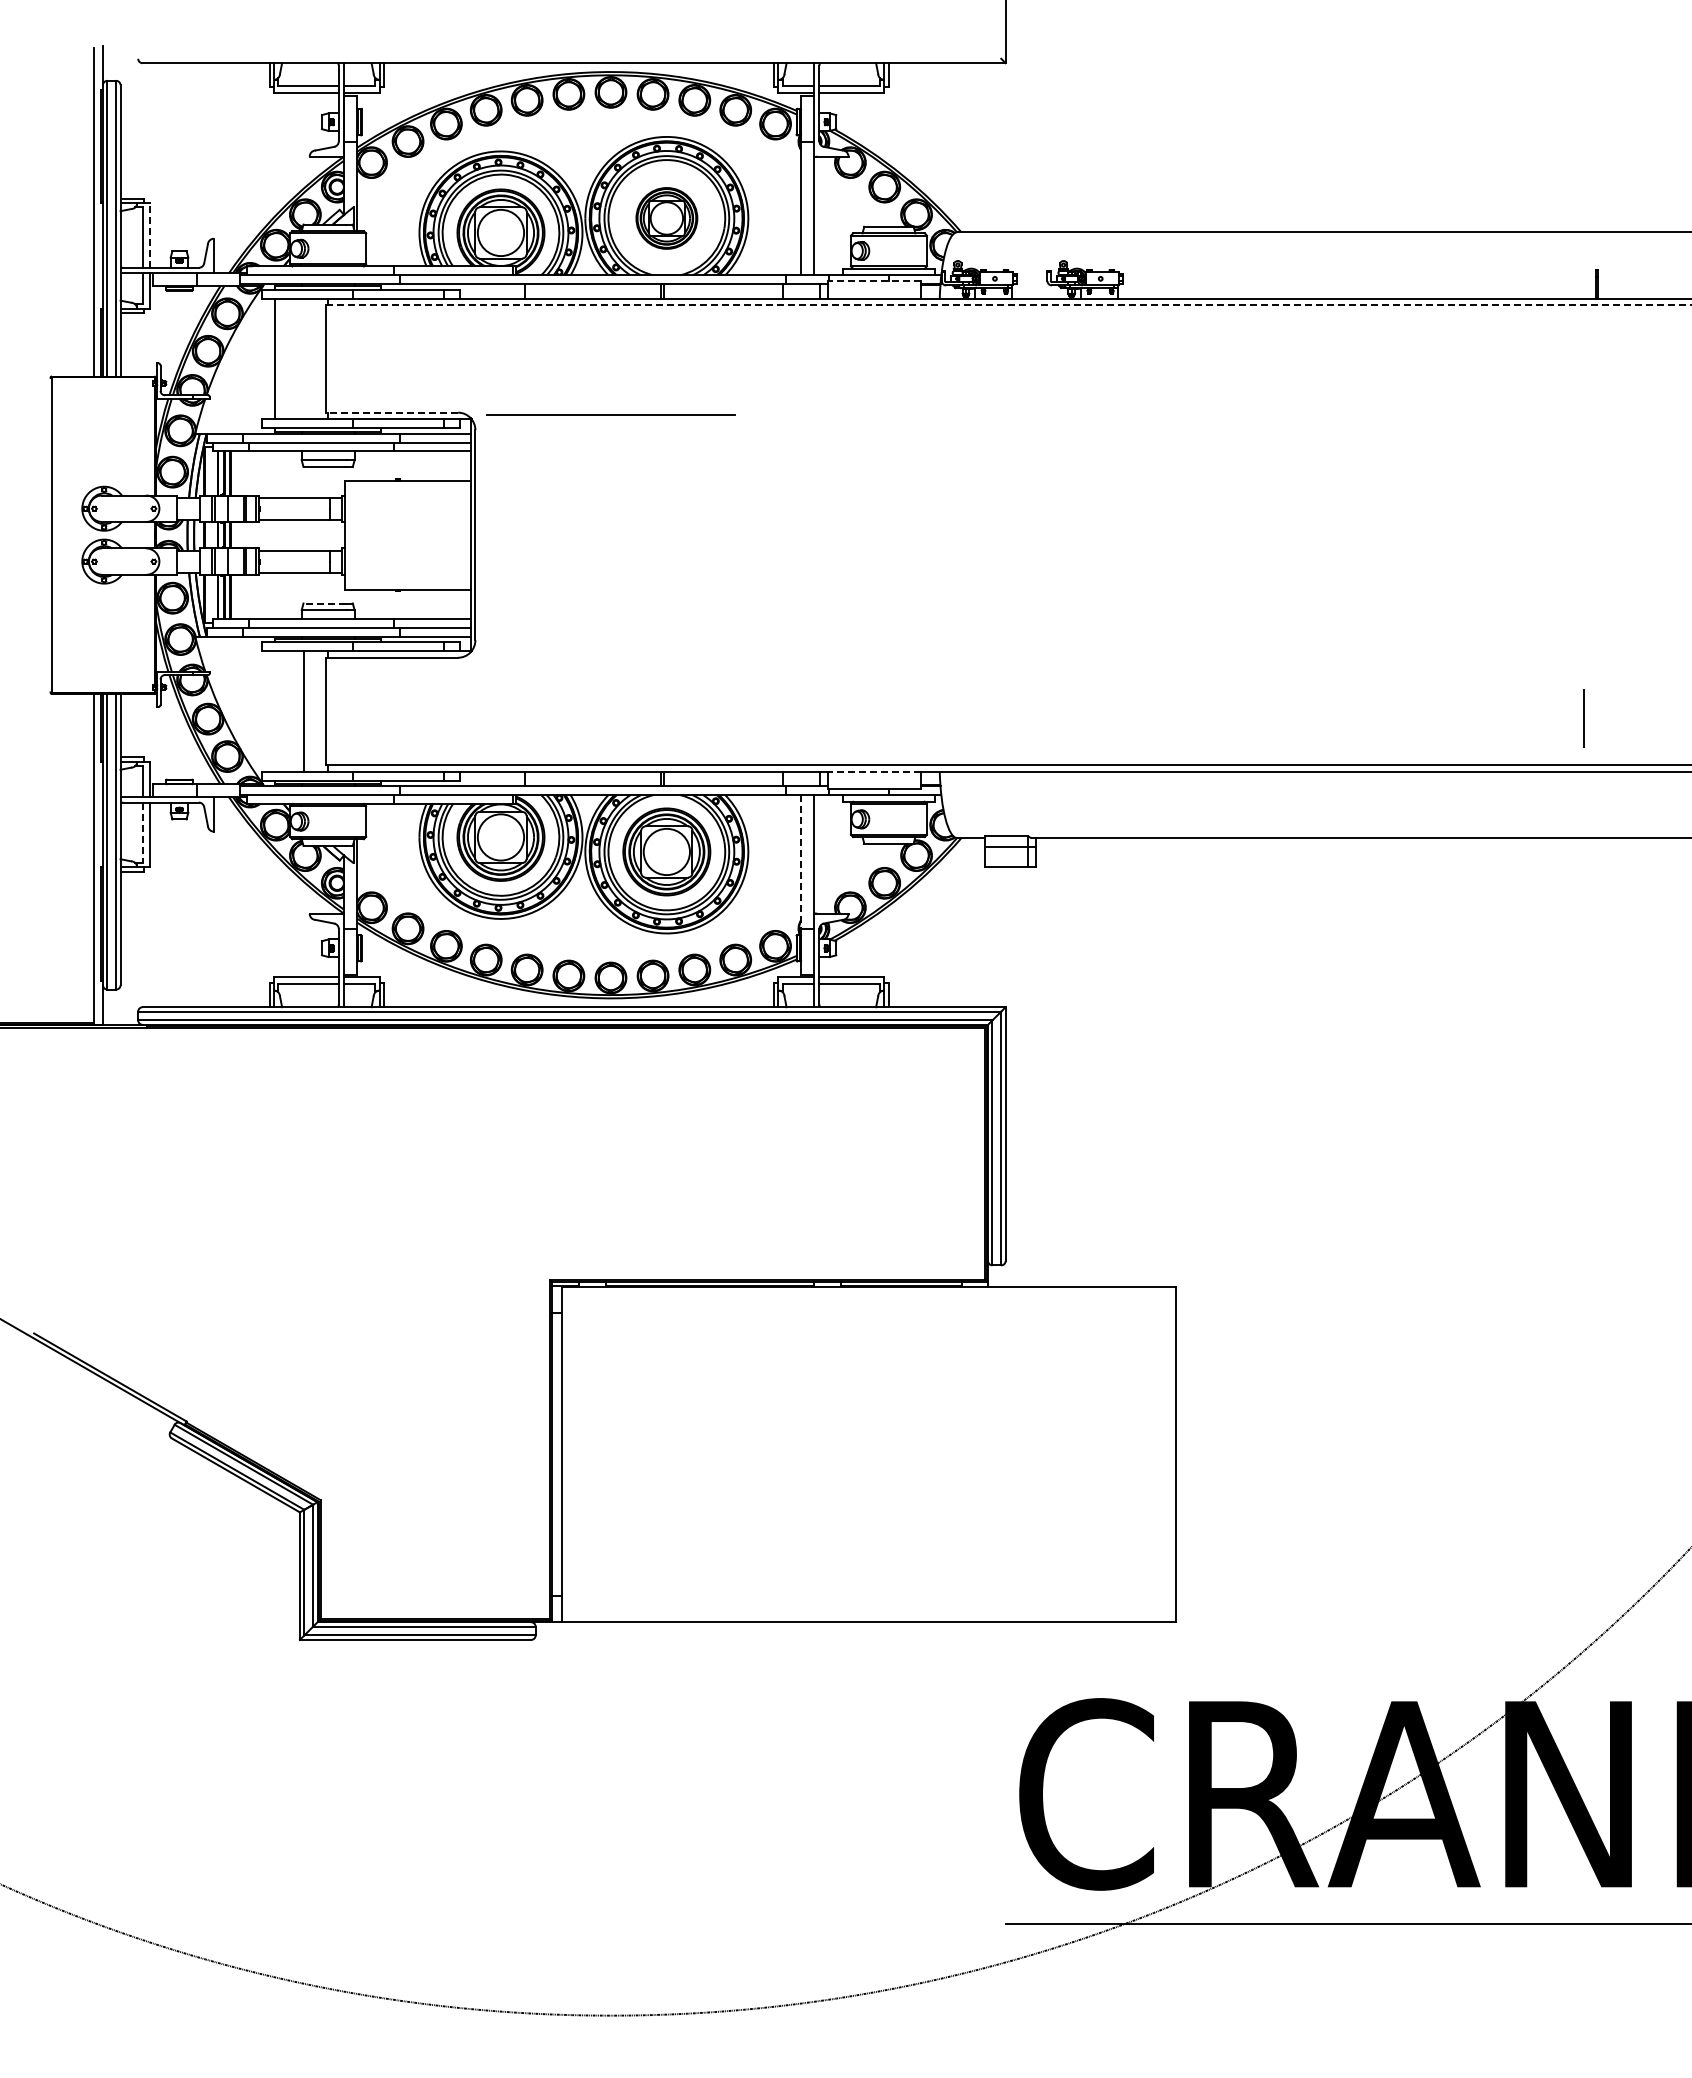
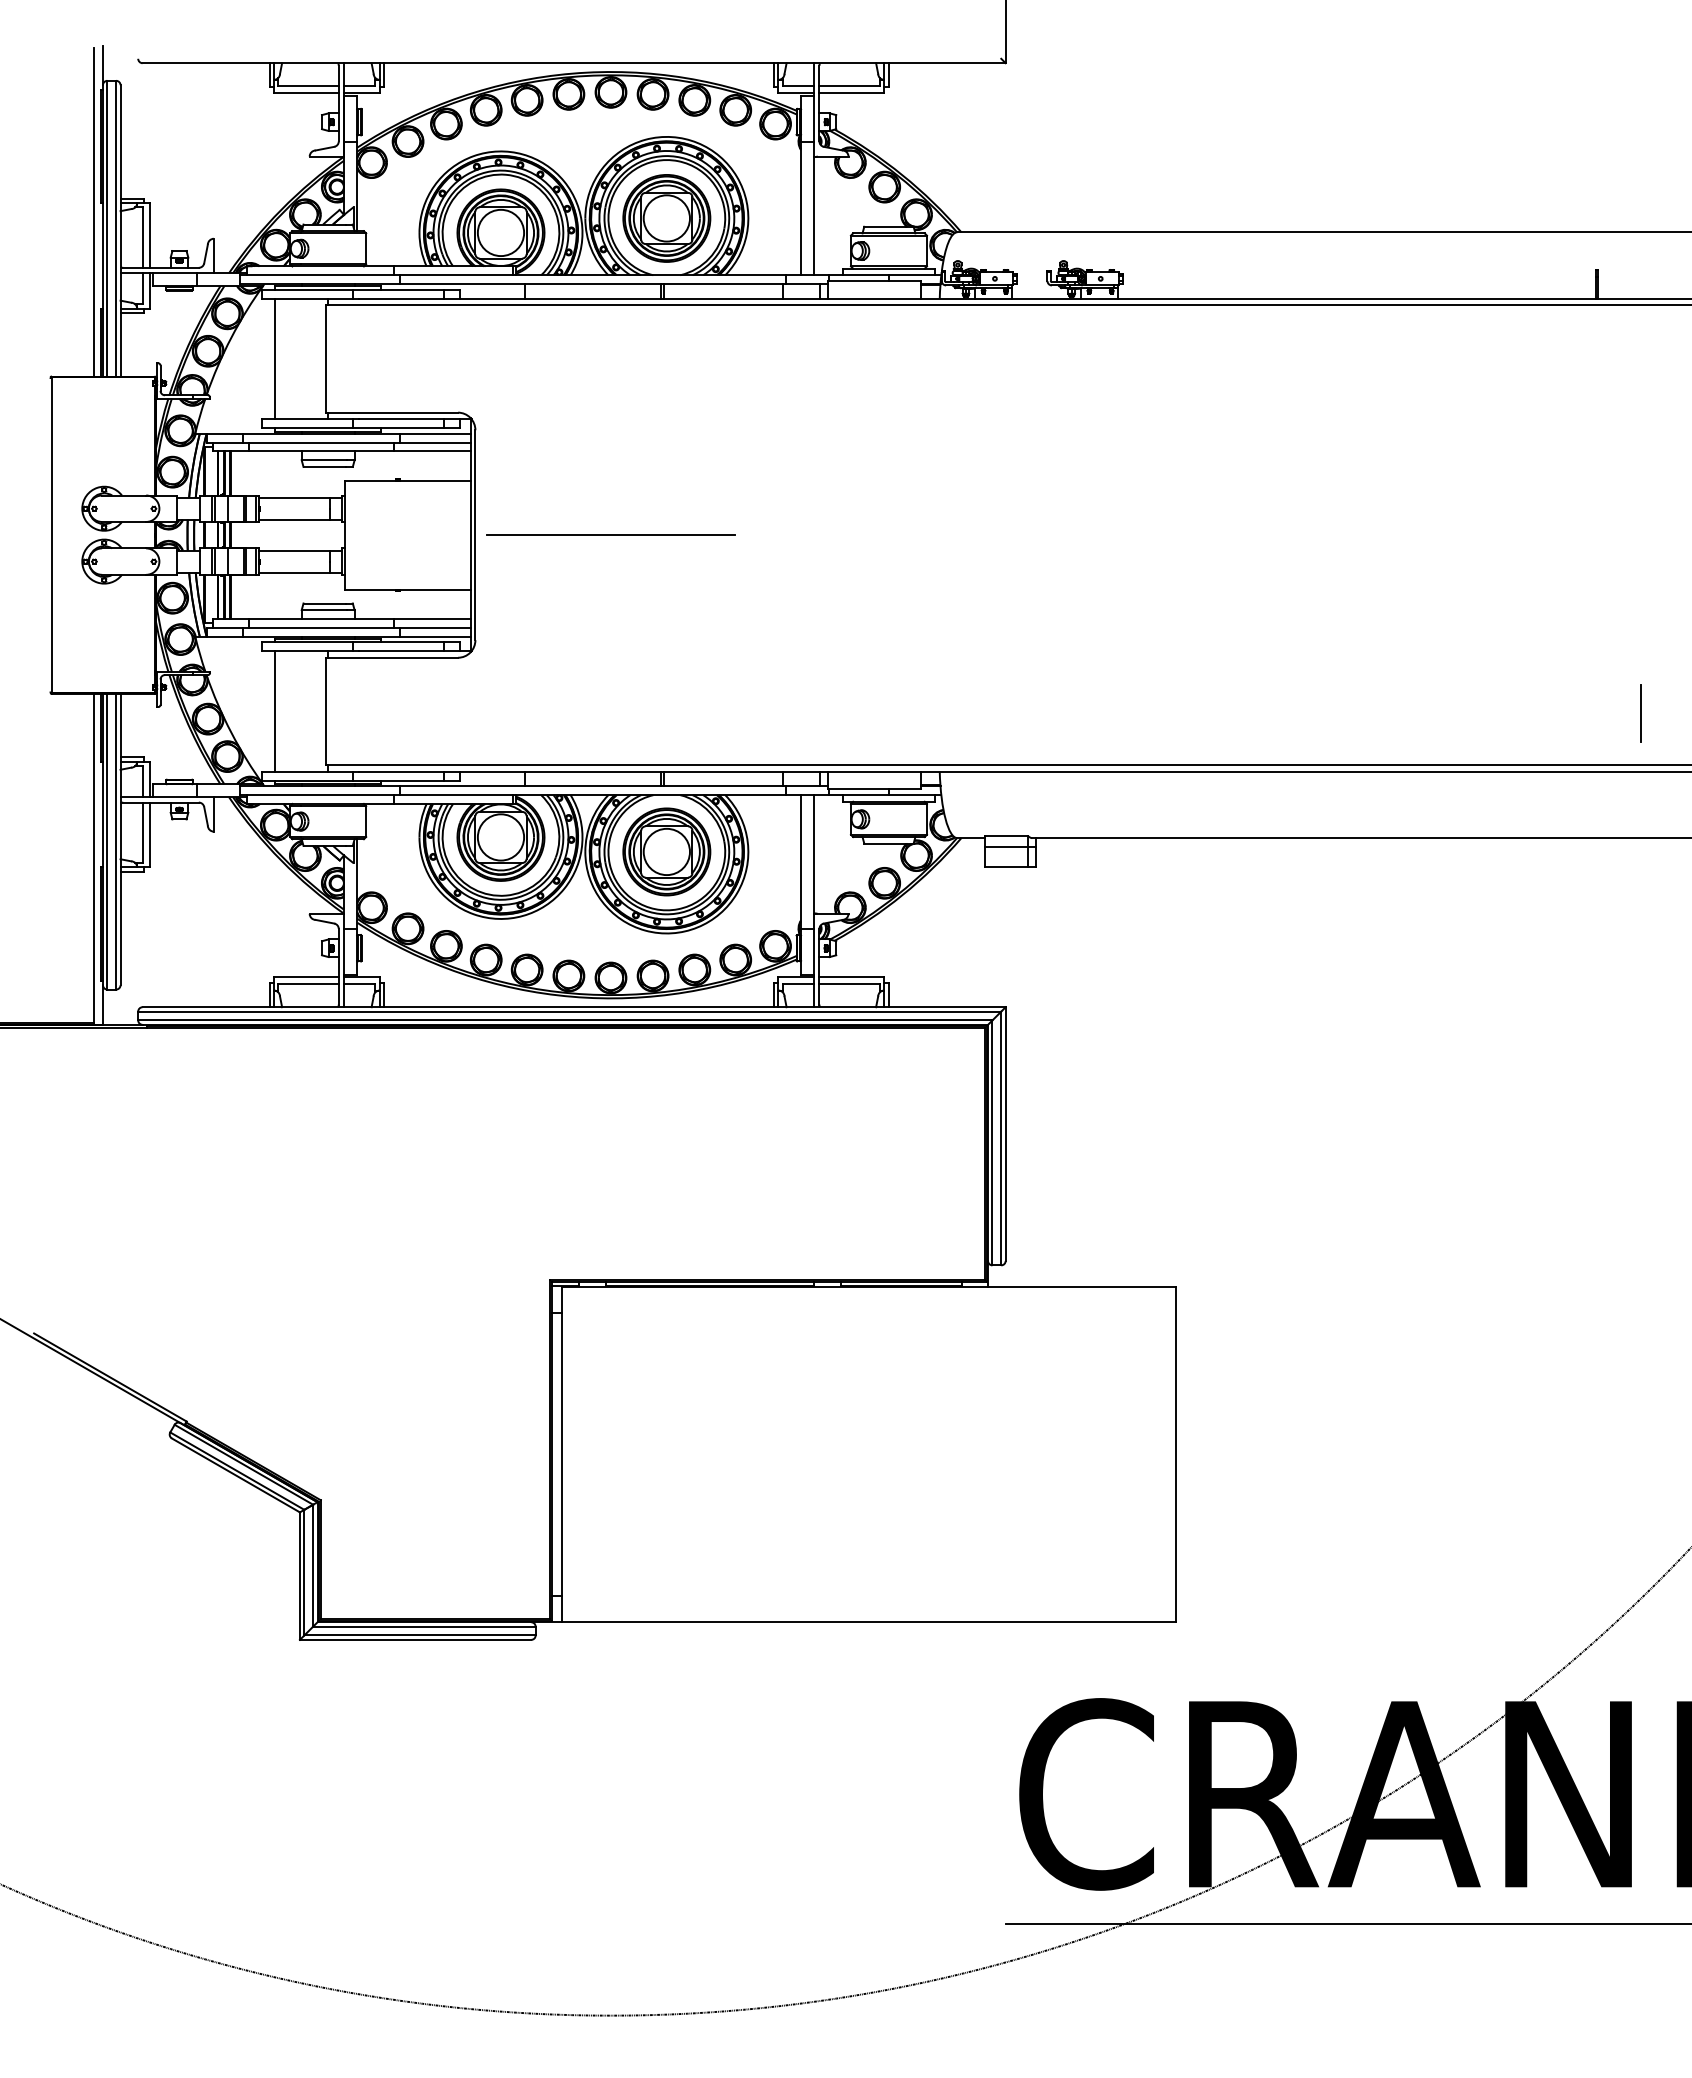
part size: 64x63 px -> 90x89 px (666, 218)
line: dashed -> solid (150, 234)
line: dashed -> solid (874, 281)
line: dashed -> solid (1009, 305)
line: dashed -> solid (392, 412)
line position: (610, 414) -> (610, 534) (610, 534)
line: dashed -> solid (324, 603)
line position: (304, 711) -> (275, 711) (275, 711)
line position: (1583, 718) -> (1640, 713) (1640, 713)
line: dashed -> solid (874, 771)
line: dashed -> solid (143, 833)
line: dashed -> solid (801, 861)
